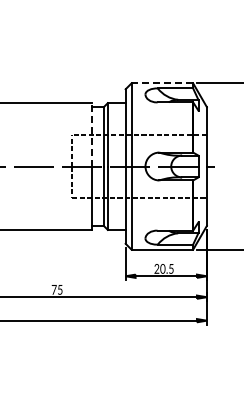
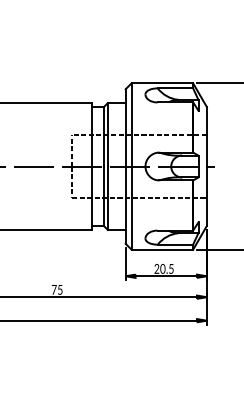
line: dashed -> solid (162, 83)
line: dashed -> solid (91, 134)
